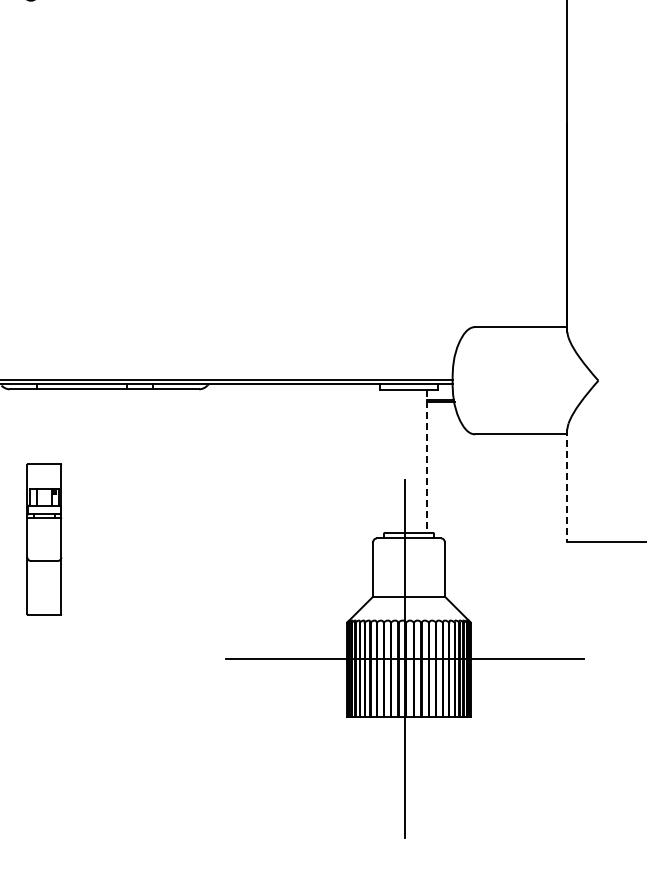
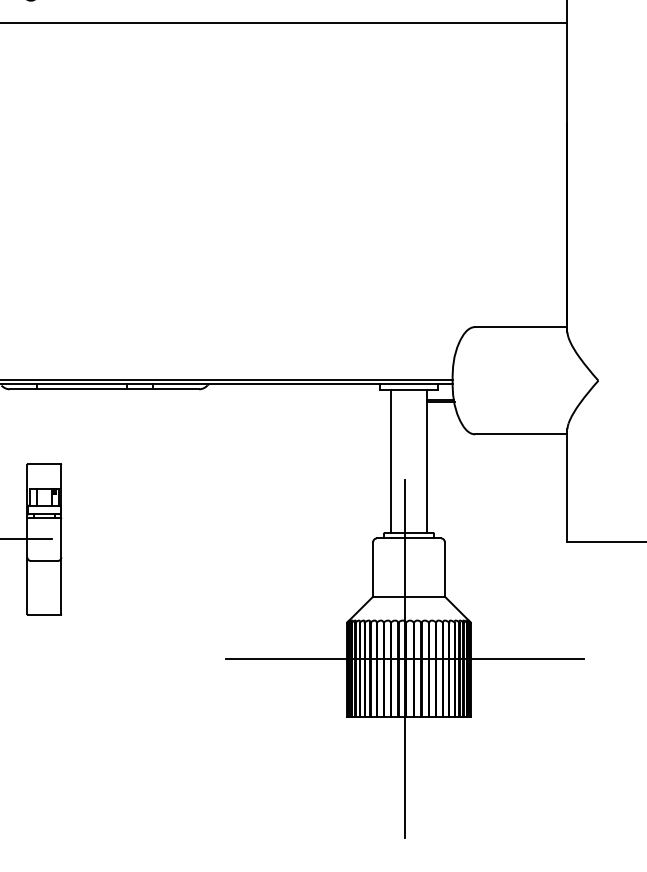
line: none -> present (284, 22)
line: none -> present (391, 461)
line: dashed -> solid (426, 462)
line: dashed -> solid (567, 486)
line: none -> present (27, 538)
